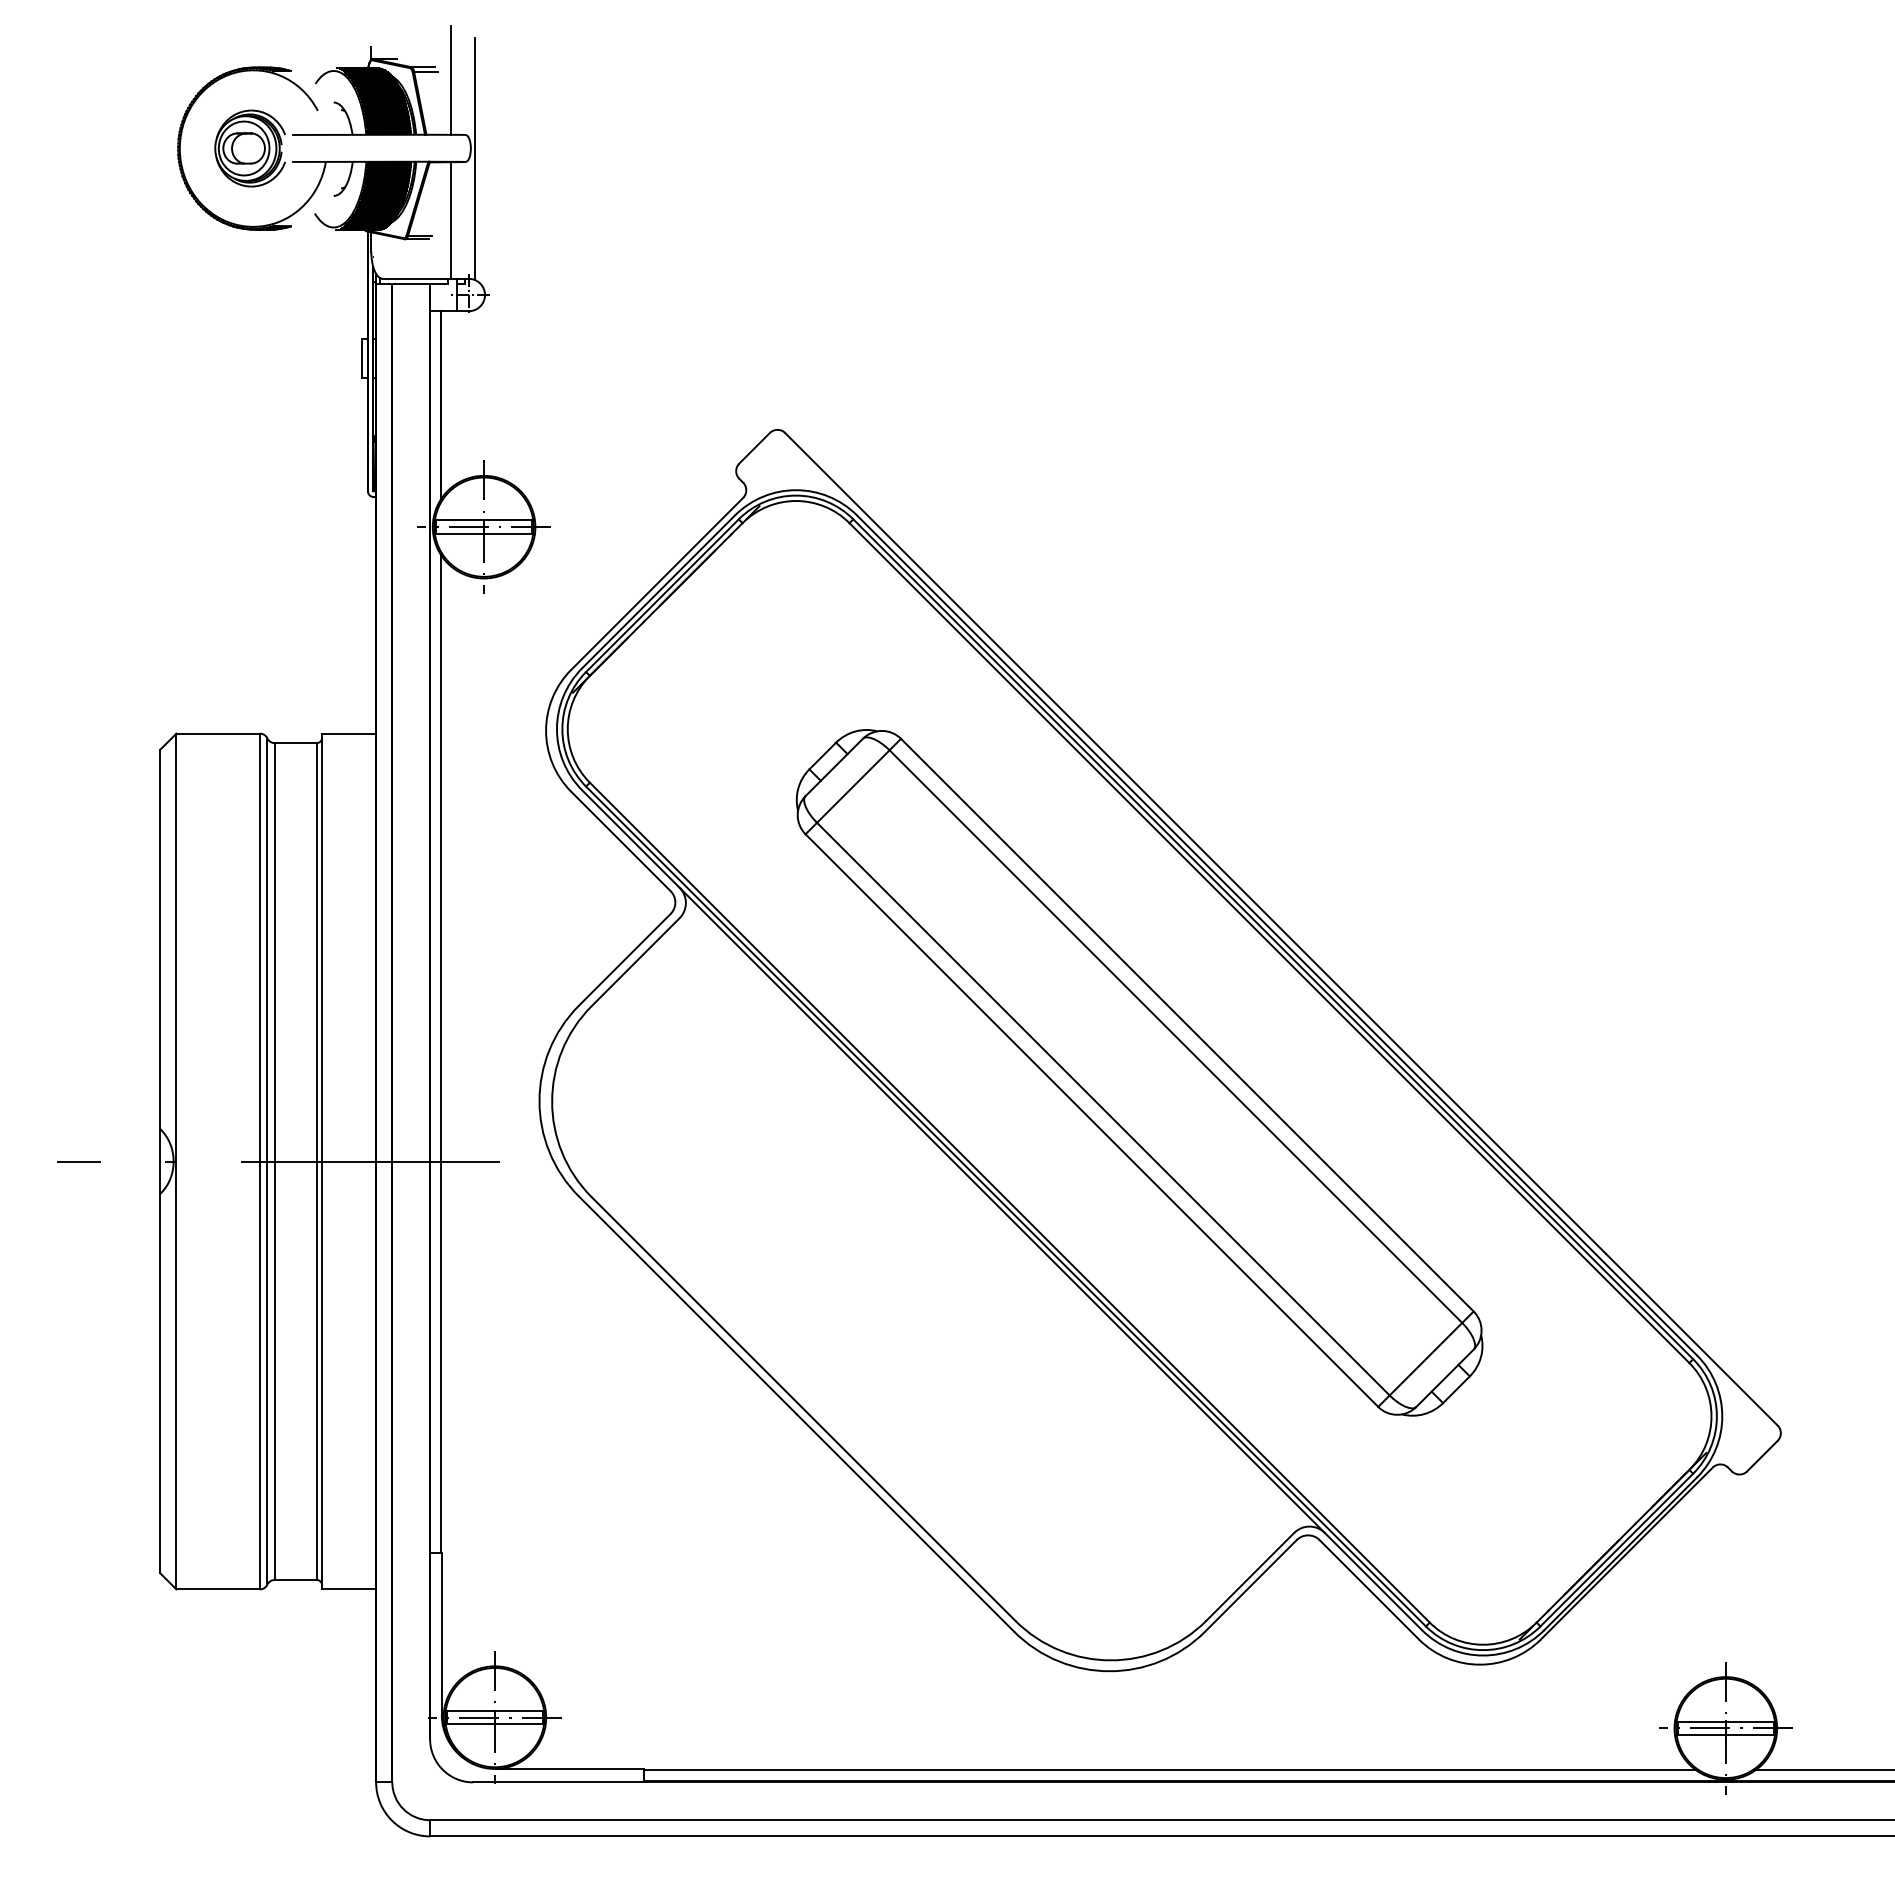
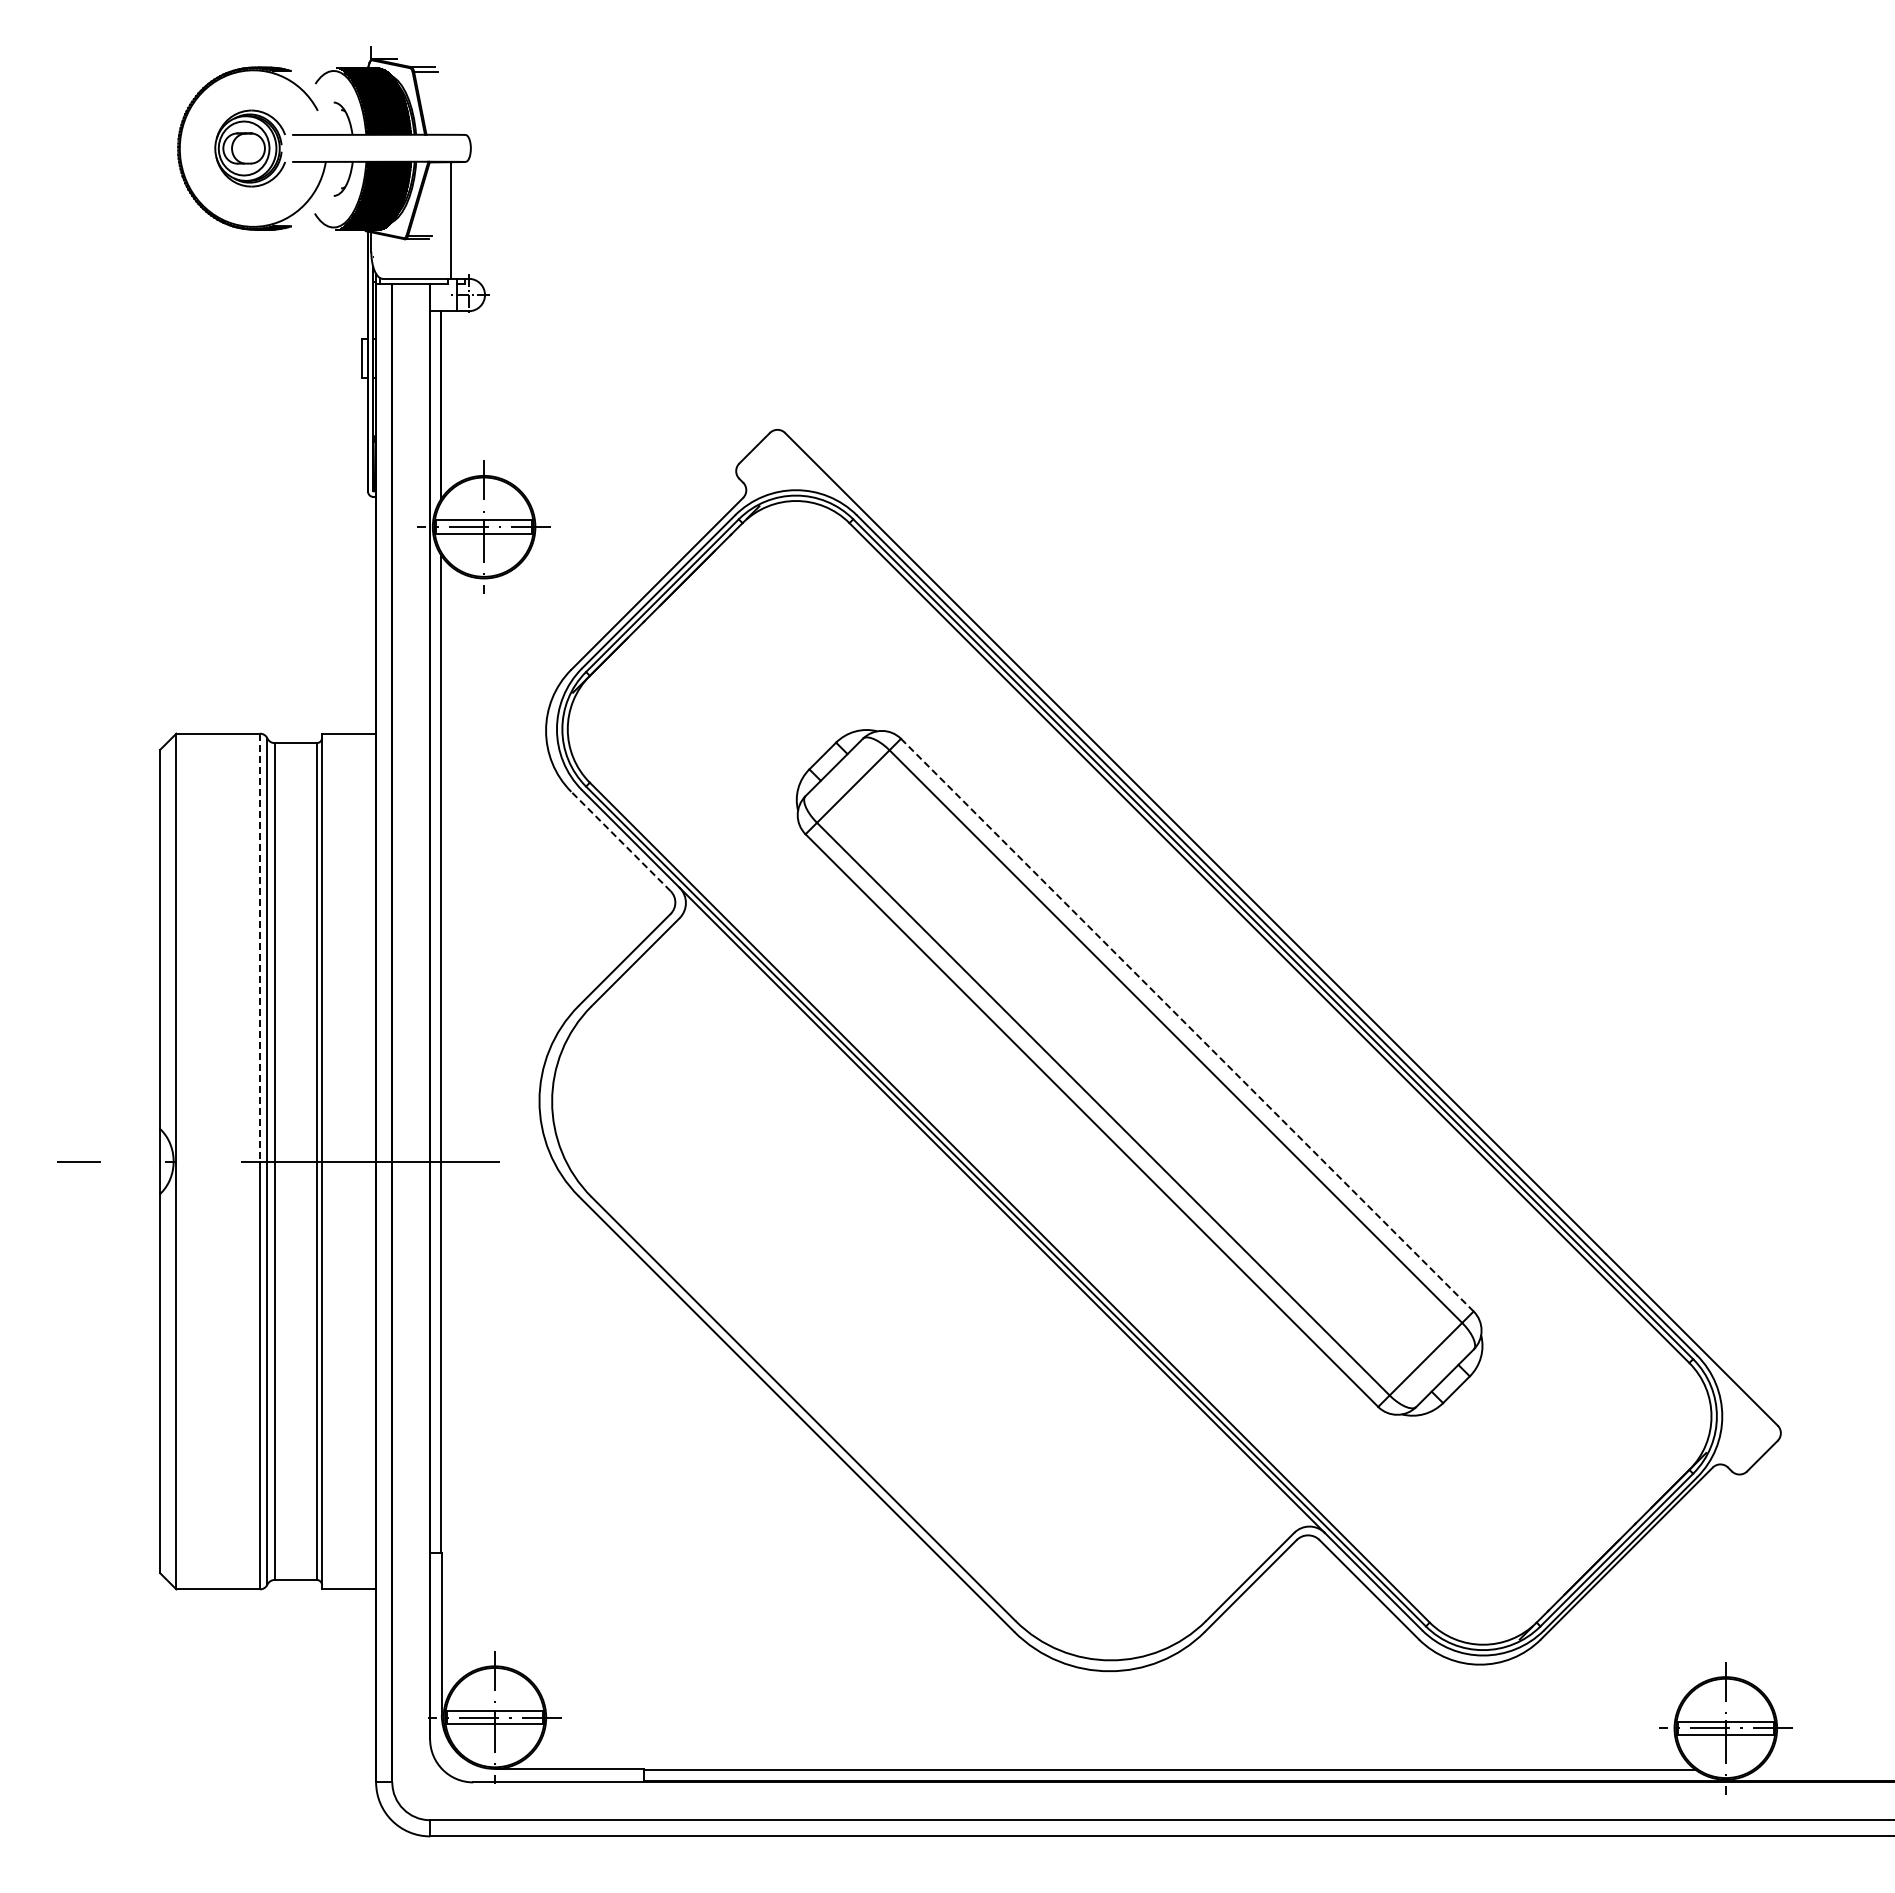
line: present -> none (450, 80)
line: present -> none (475, 158)
line: solid -> dashed (620, 841)
line: solid -> dashed (260, 947)
line: solid -> dashed (1187, 1025)
line: present -> none (1823, 1769)
